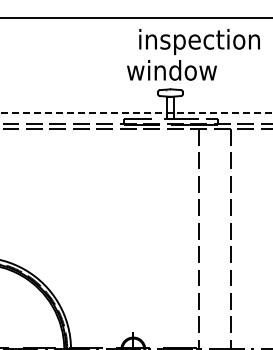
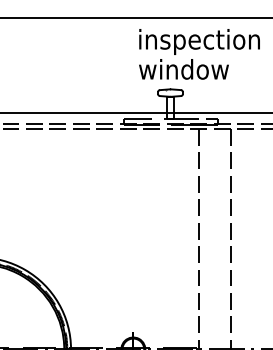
text position: (171, 70) -> (183, 69) (183, 69)
line: dashed -> solid (136, 113)
